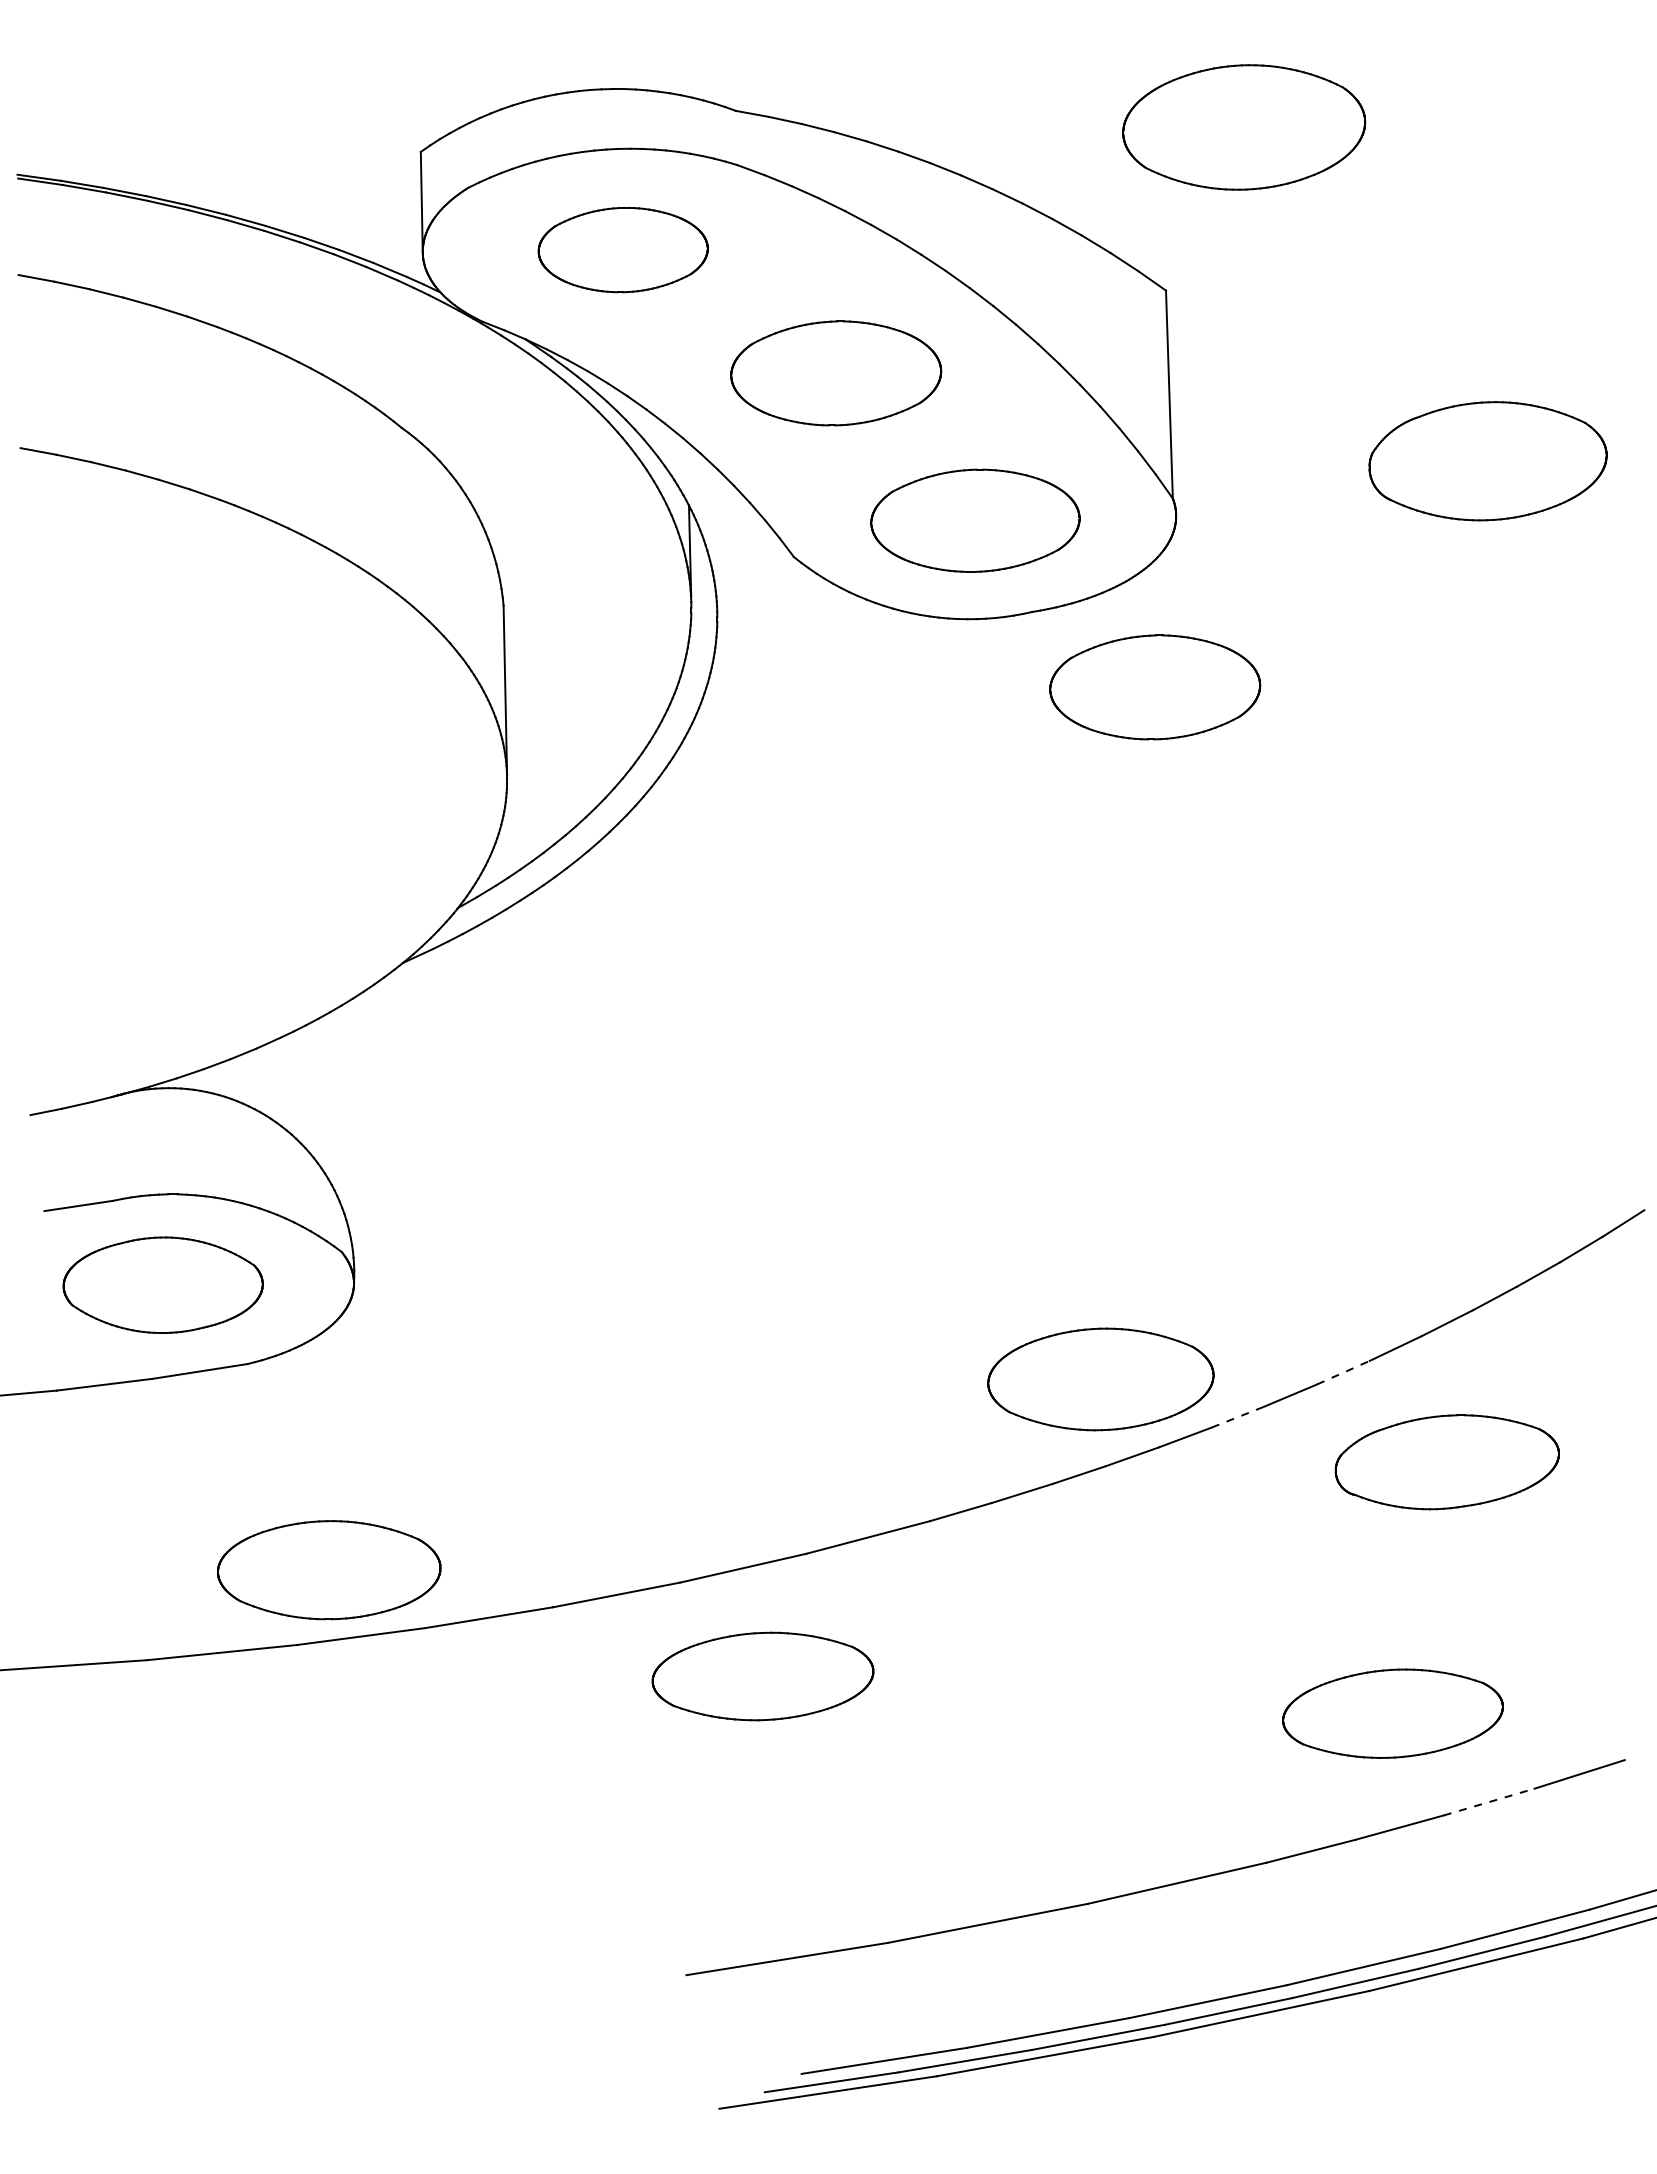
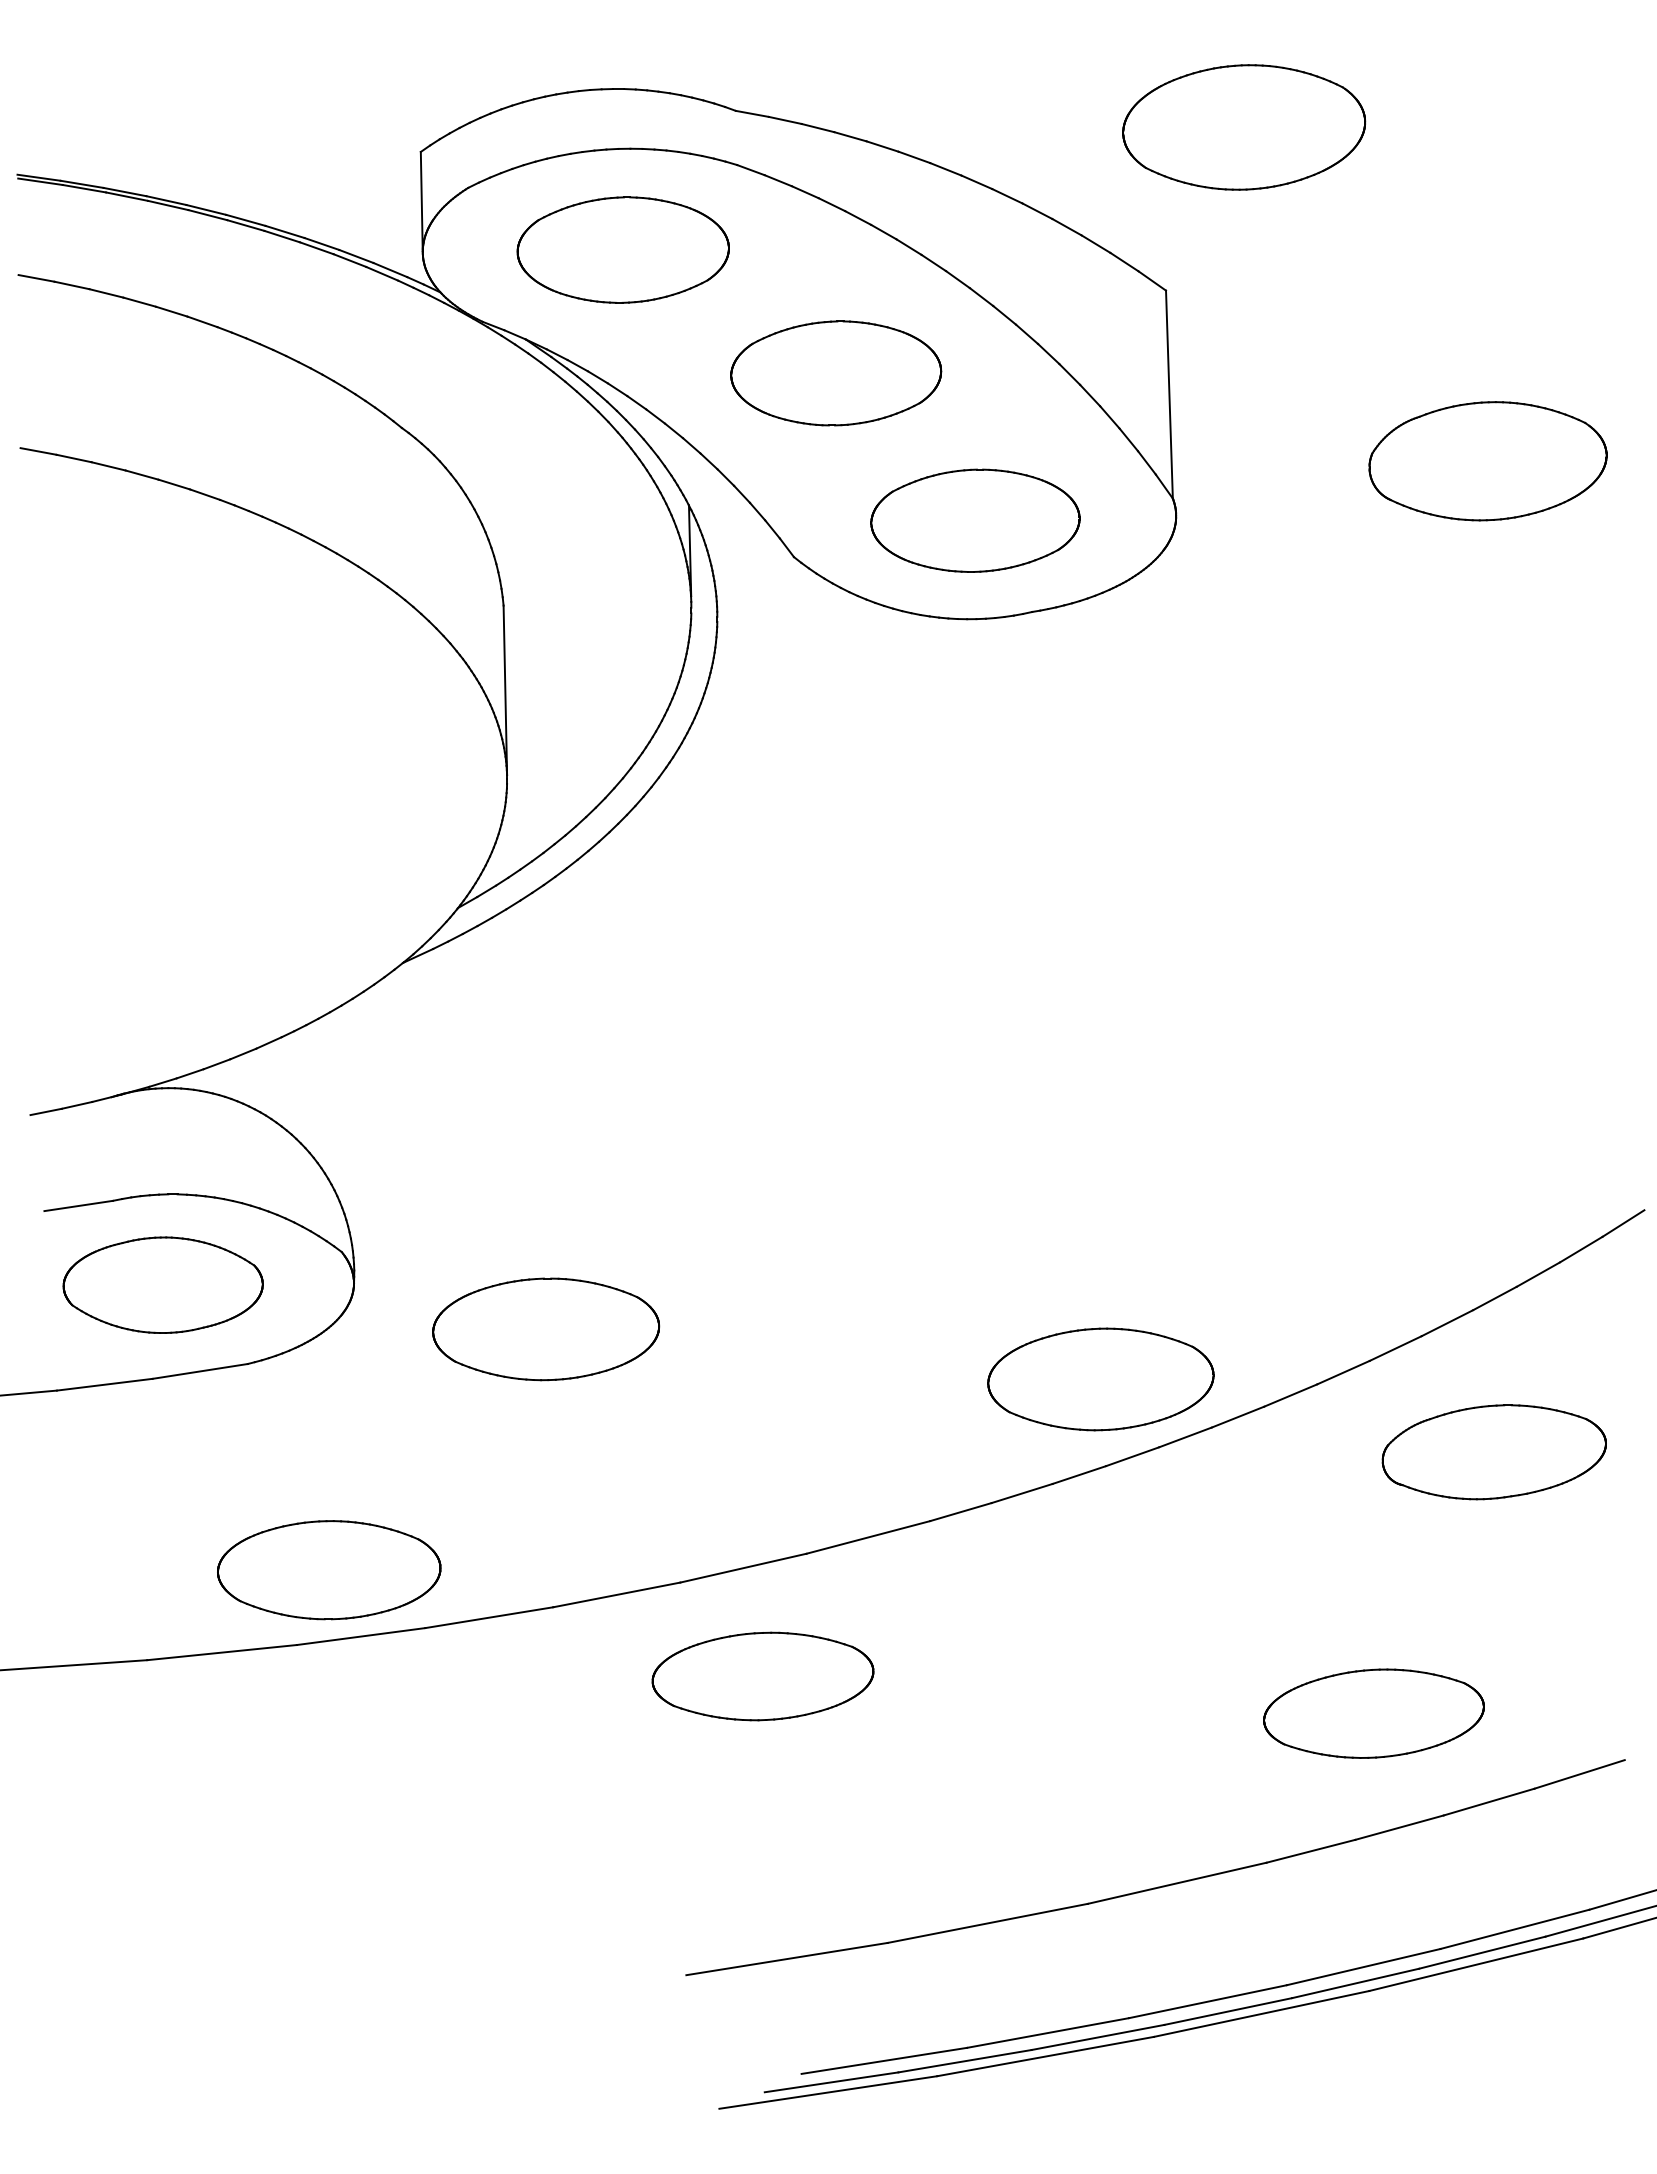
part size: 172x87 px -> 214x108 px (622, 249)
part: present -> none (1155, 687)
part: none -> present (546, 1329)
line: dashed -> solid (1343, 1372)
line: dashed -> solid (1238, 1416)
part position: (1446, 1462) -> (1493, 1452) (1493, 1452)
part position: (1392, 1713) -> (1373, 1713) (1373, 1713)
line: dashed -> solid (1489, 1801)
